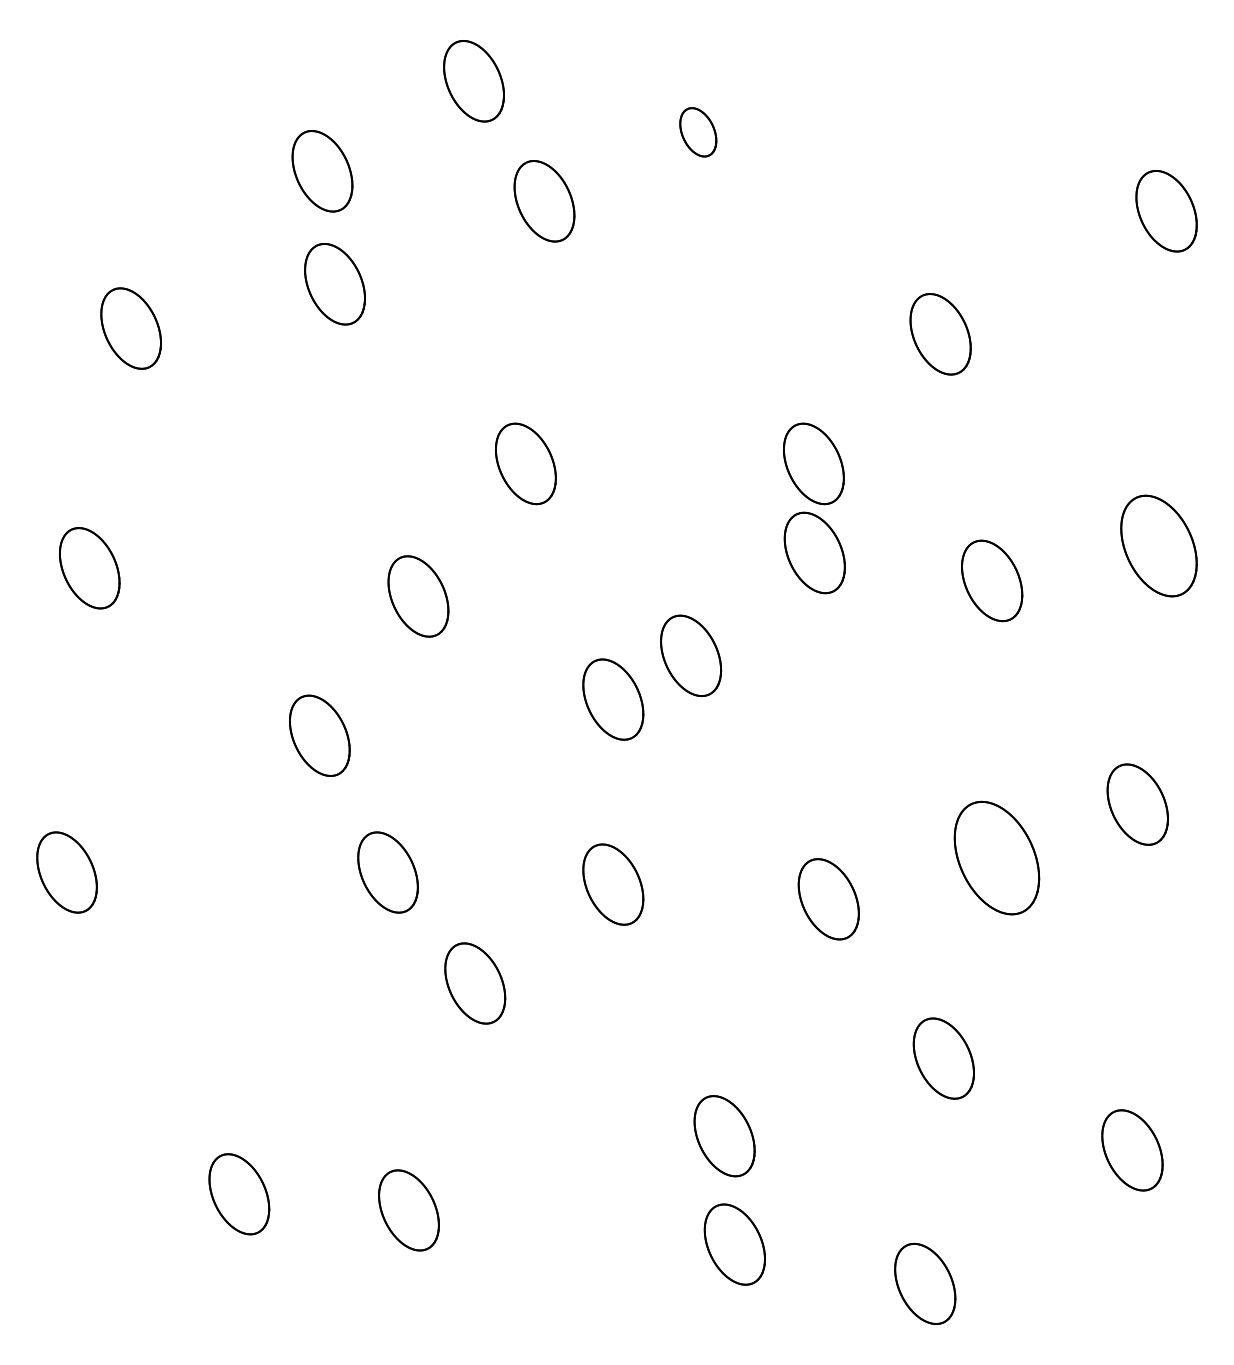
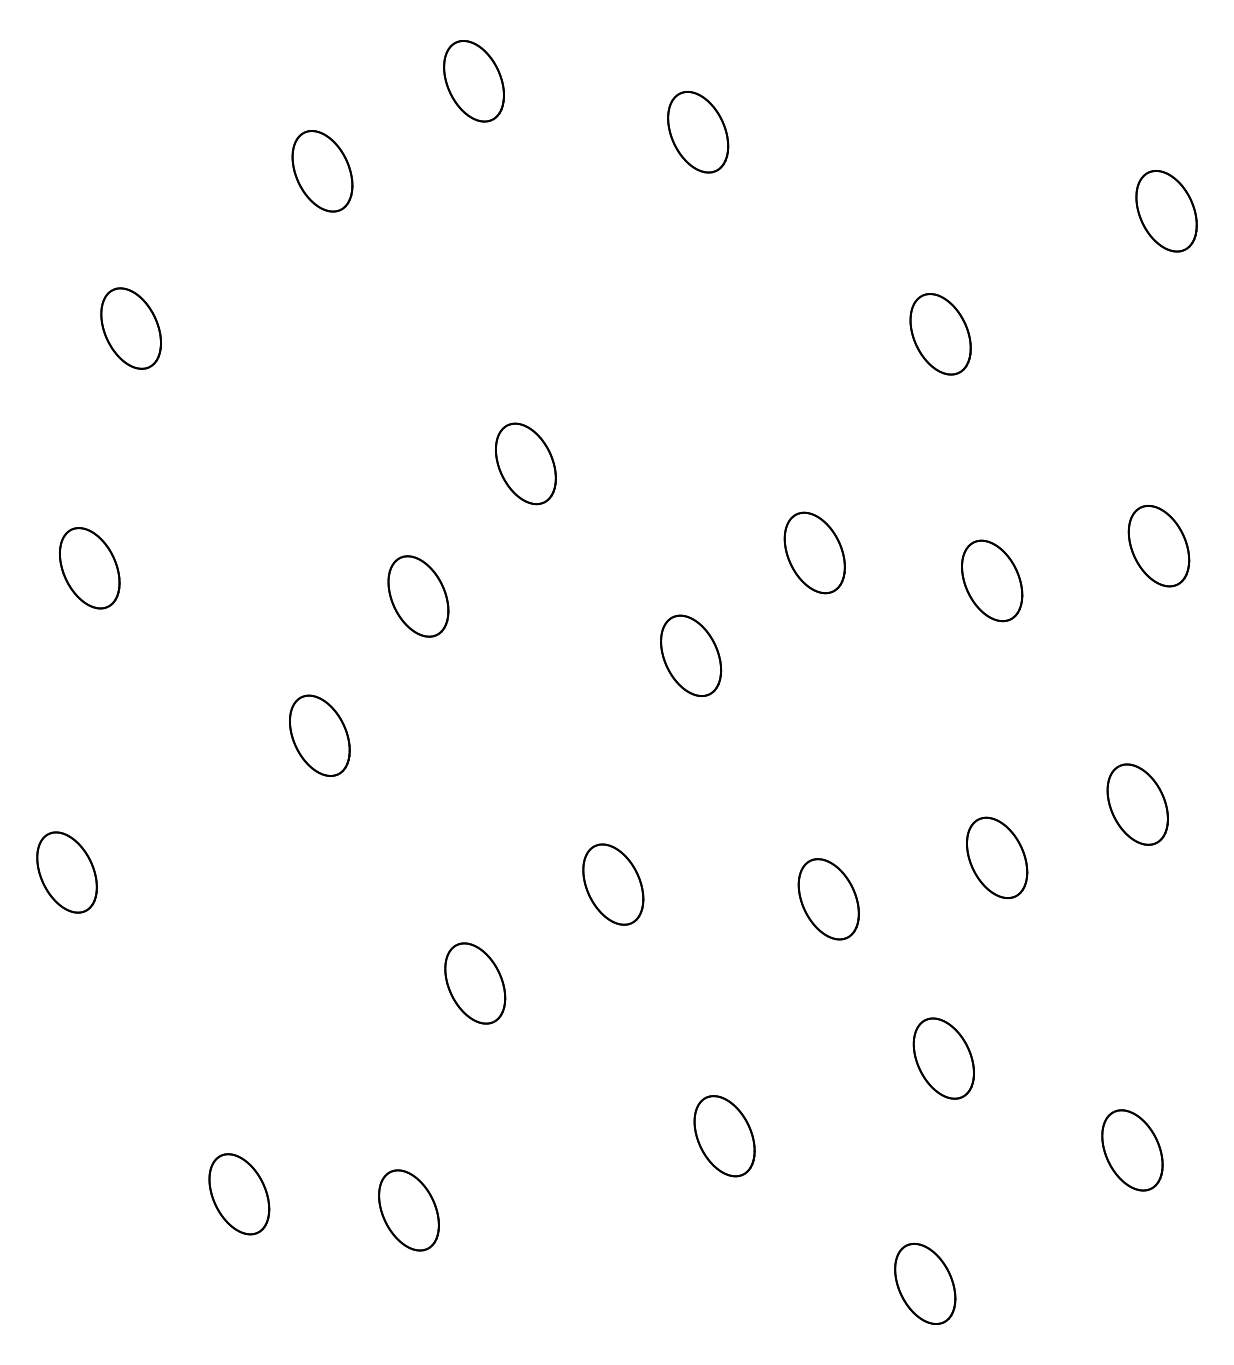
part size: 39x51 px -> 63x83 px (698, 132)
part: present -> none (544, 201)
part: present -> none (334, 284)
part: present -> none (813, 463)
part size: 78x104 px -> 64x83 px (1158, 546)
part: present -> none (613, 699)
part size: 88x116 px -> 63x83 px (997, 857)
part: present -> none (387, 872)
part: present -> none (734, 1244)
